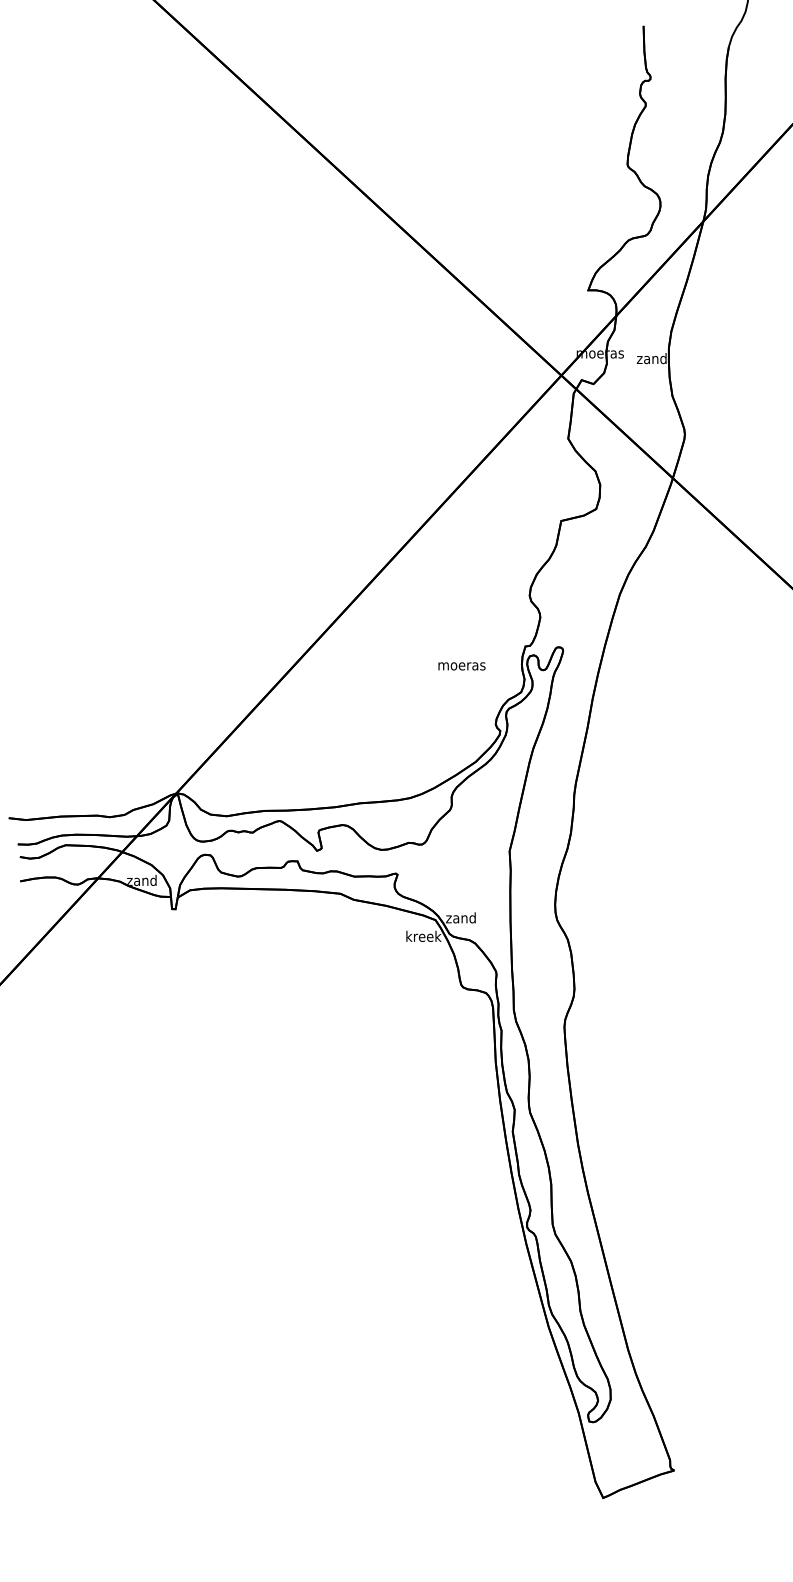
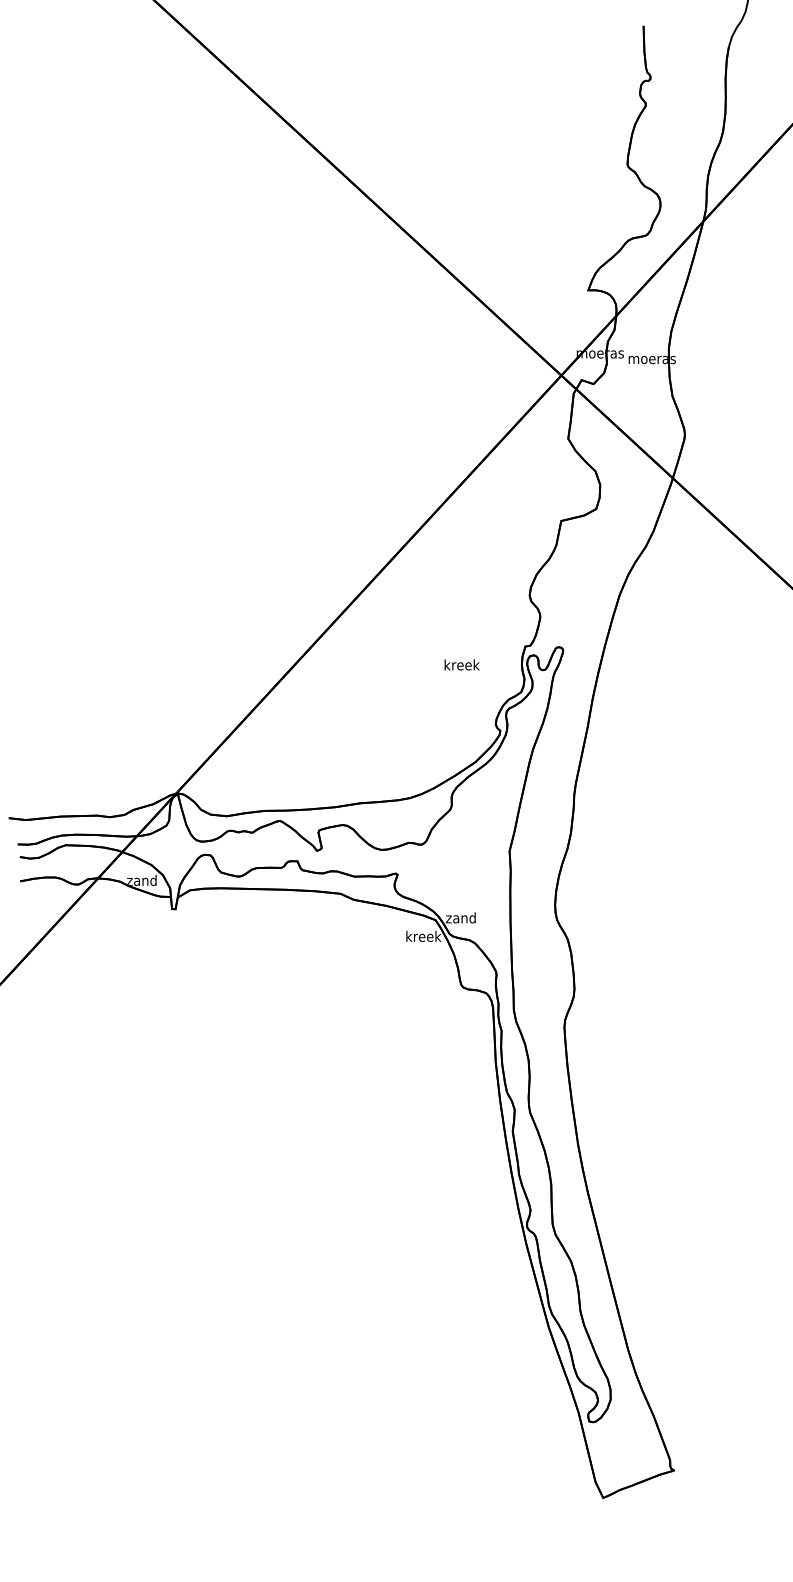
text: zand -> moeras (651, 358)
text: moeras -> kreek (461, 664)
